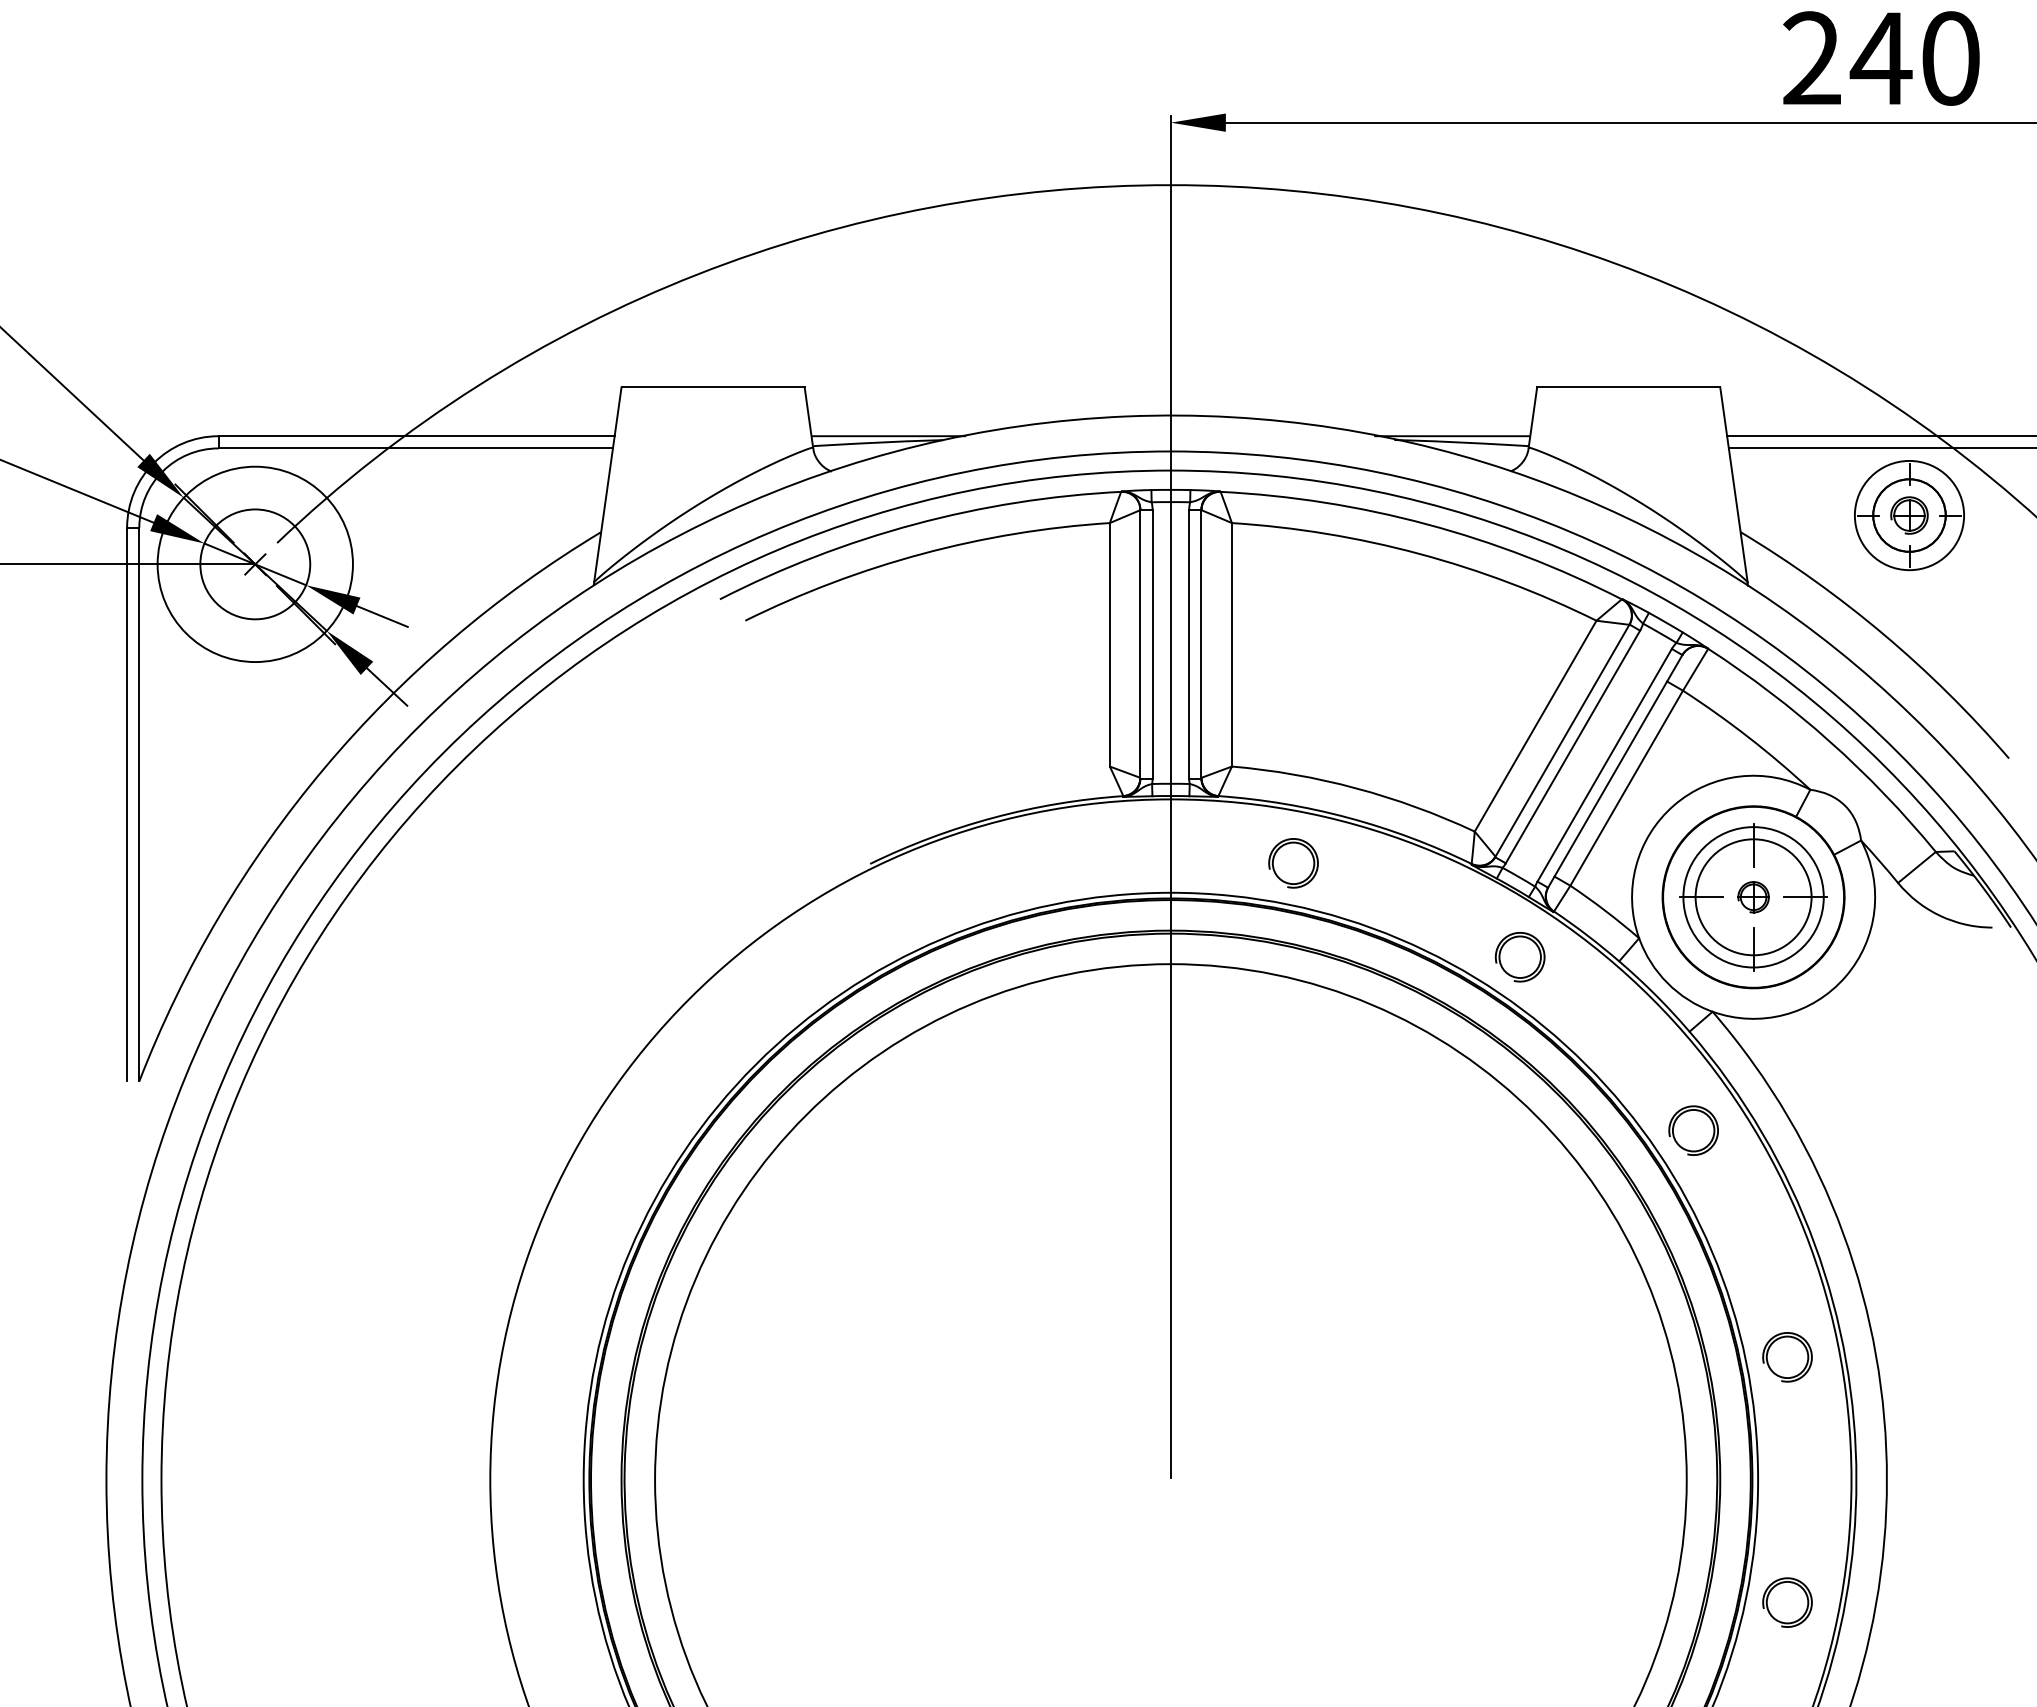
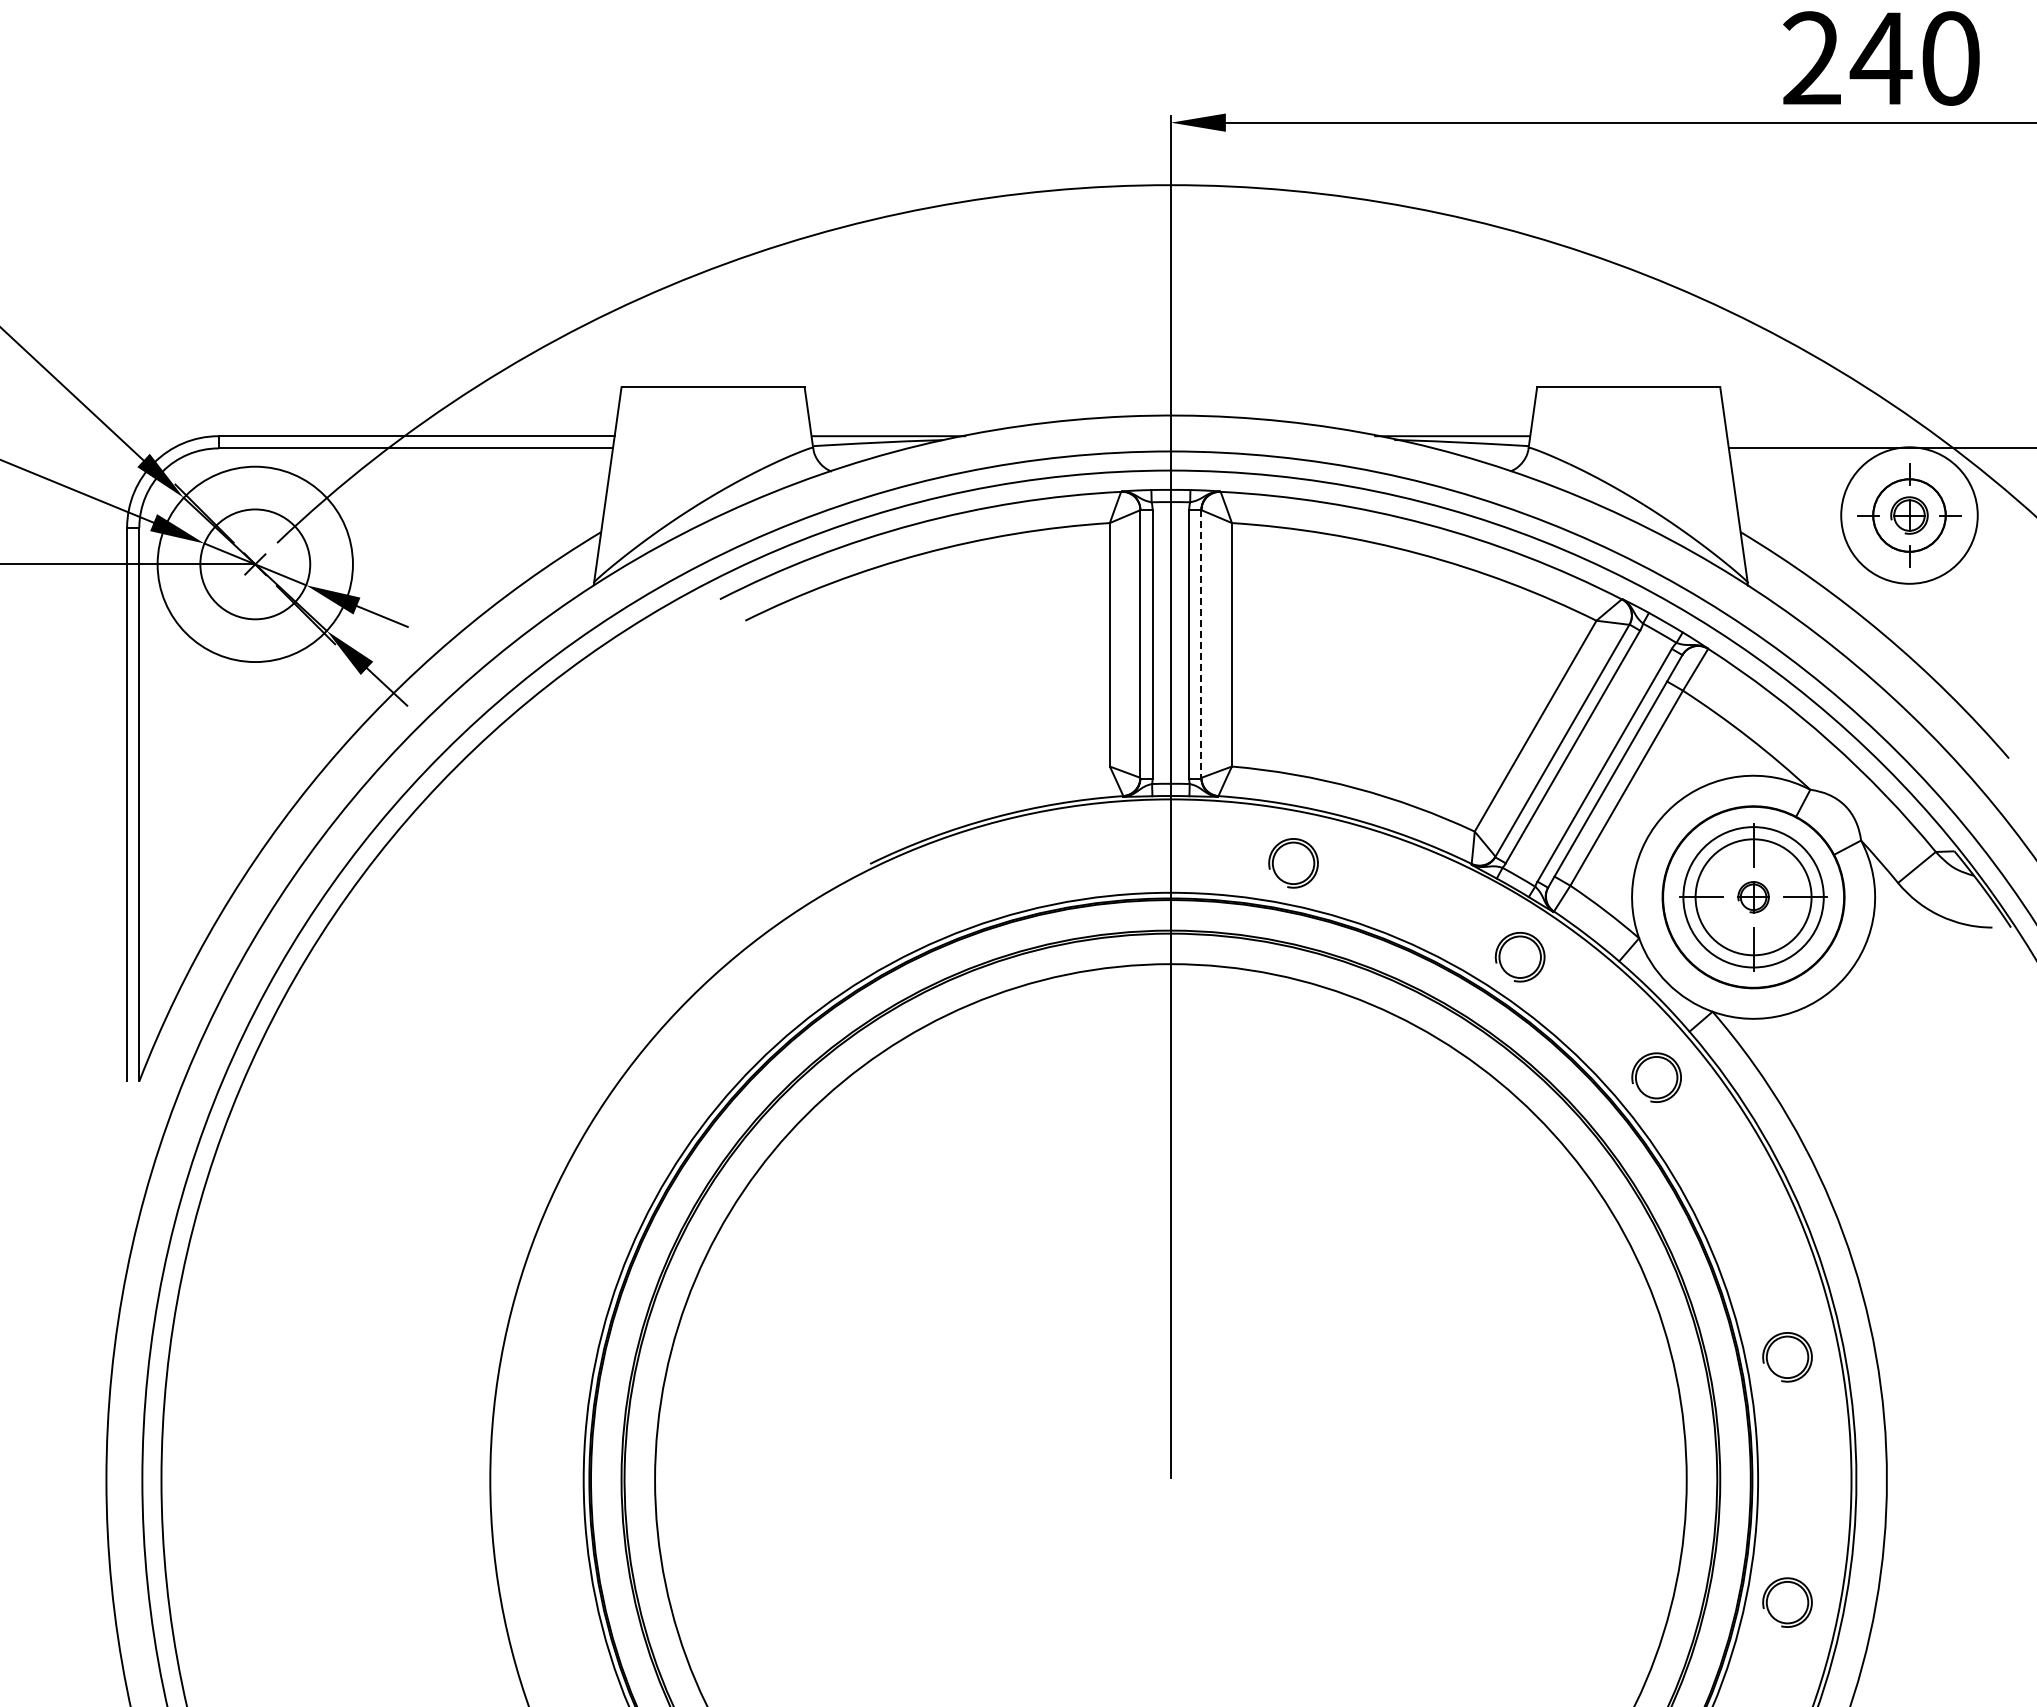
line: present -> none (1880, 436)
circle diameter: 109 px -> 137 px (1909, 515)
line: solid -> dashed (1201, 644)
part position: (1693, 1130) -> (1656, 1077) (1656, 1077)
